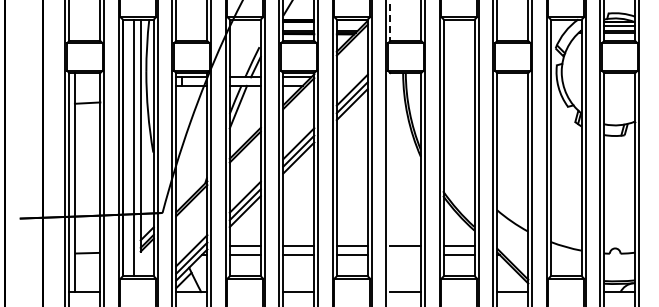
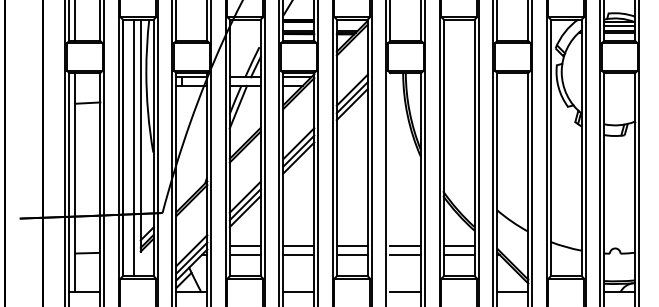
line: dashed -> solid (390, 20)
line: none -> present (74, 21)
line: none -> present (405, 254)
